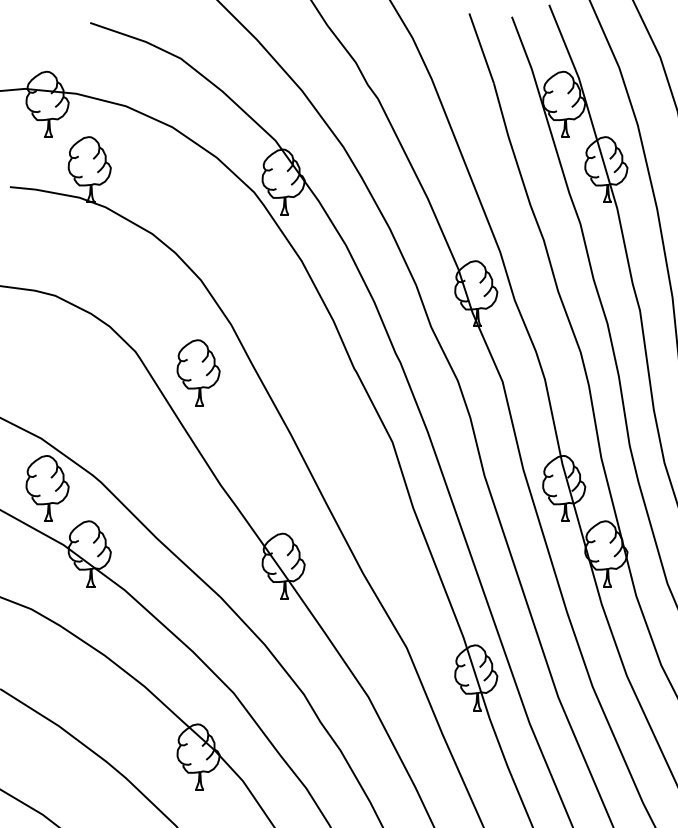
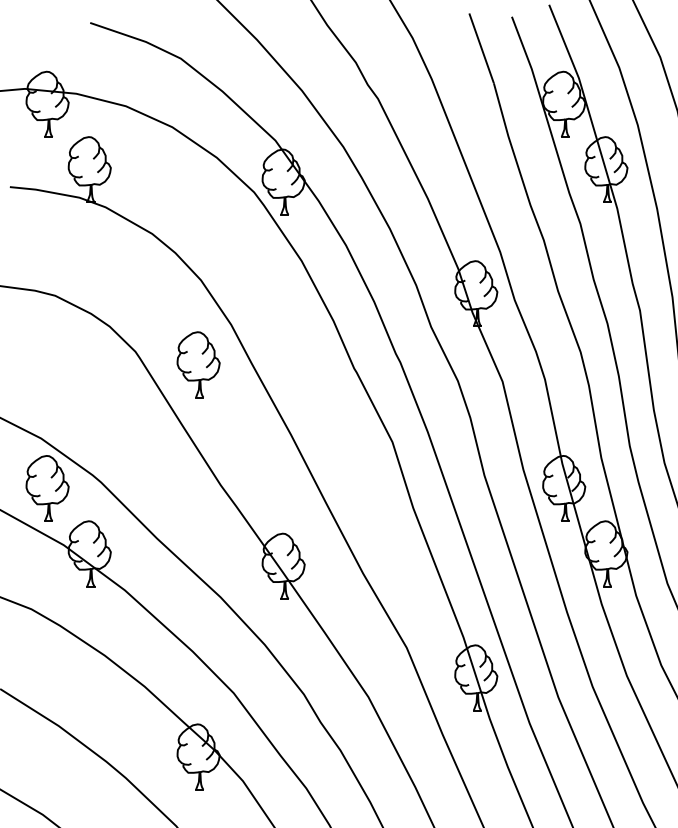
part position: (198, 372) -> (198, 364) (198, 364)
